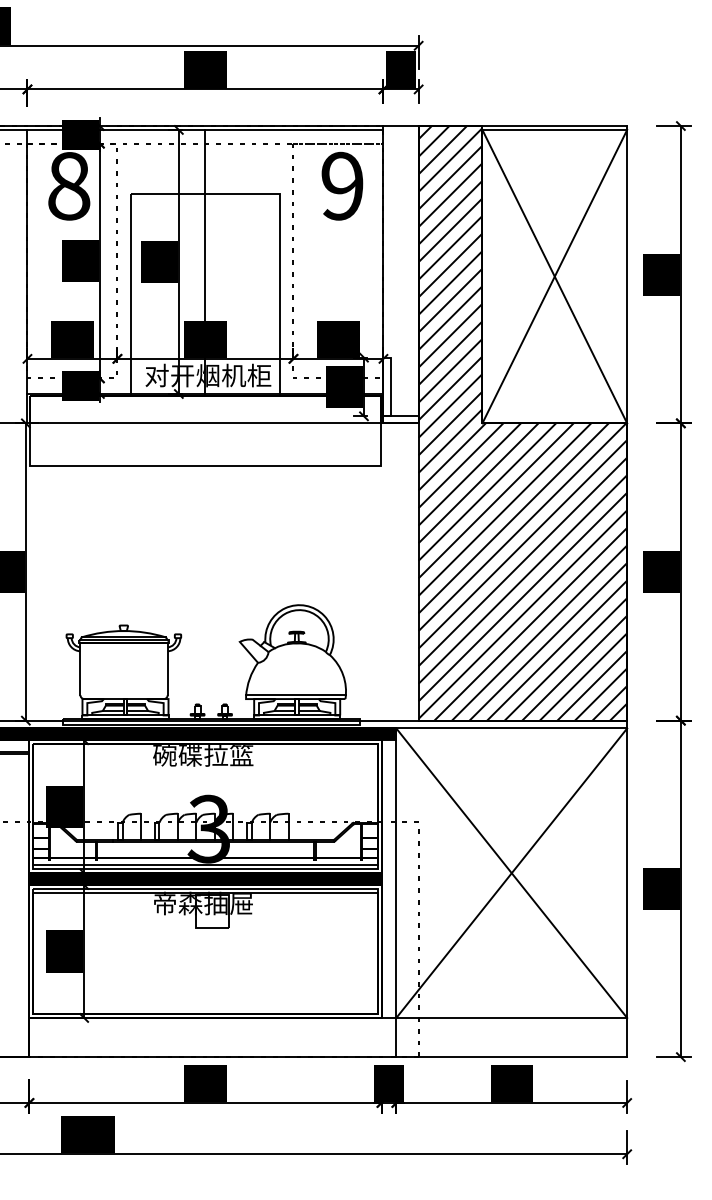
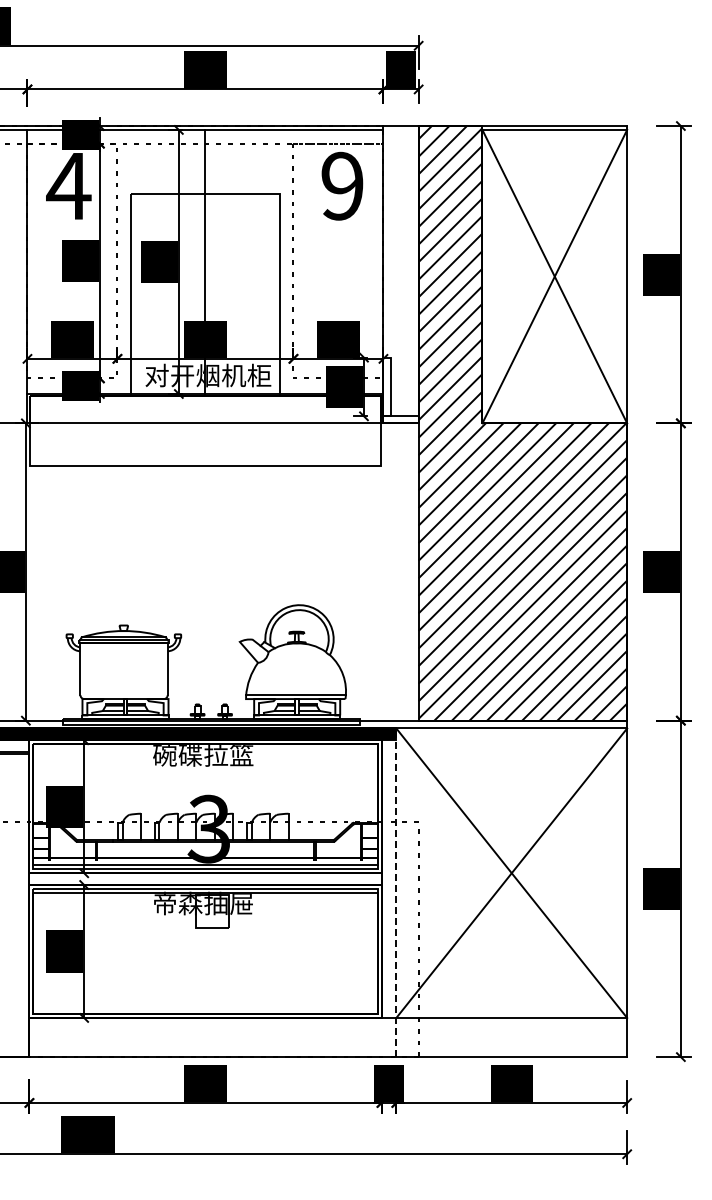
text: 8 -> 4 (68, 186)
fill: present -> none (205, 878)
line: solid -> dashed (396, 892)
